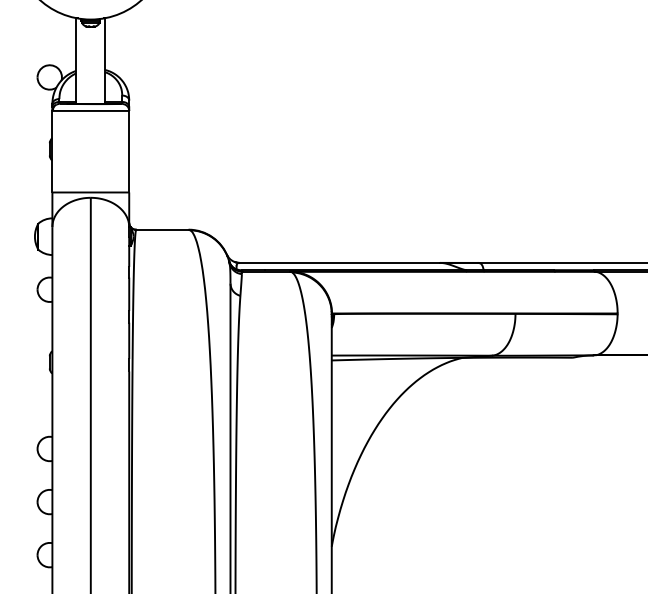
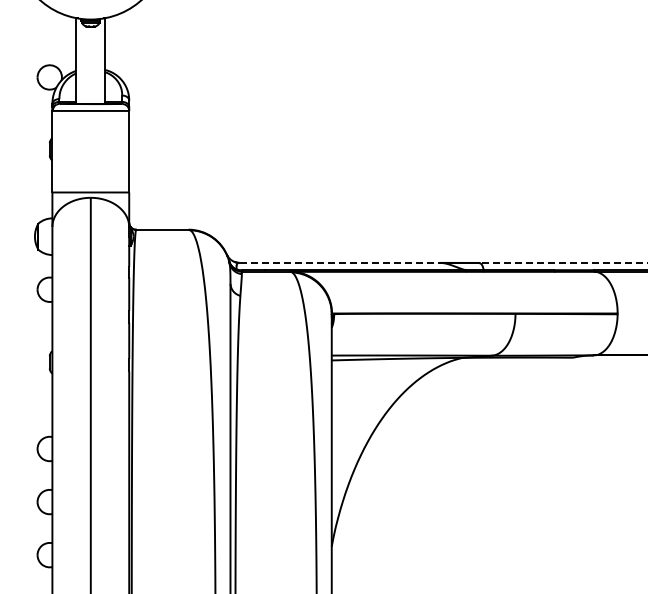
line: solid -> dashed (340, 262)
line: solid -> dashed (562, 262)
